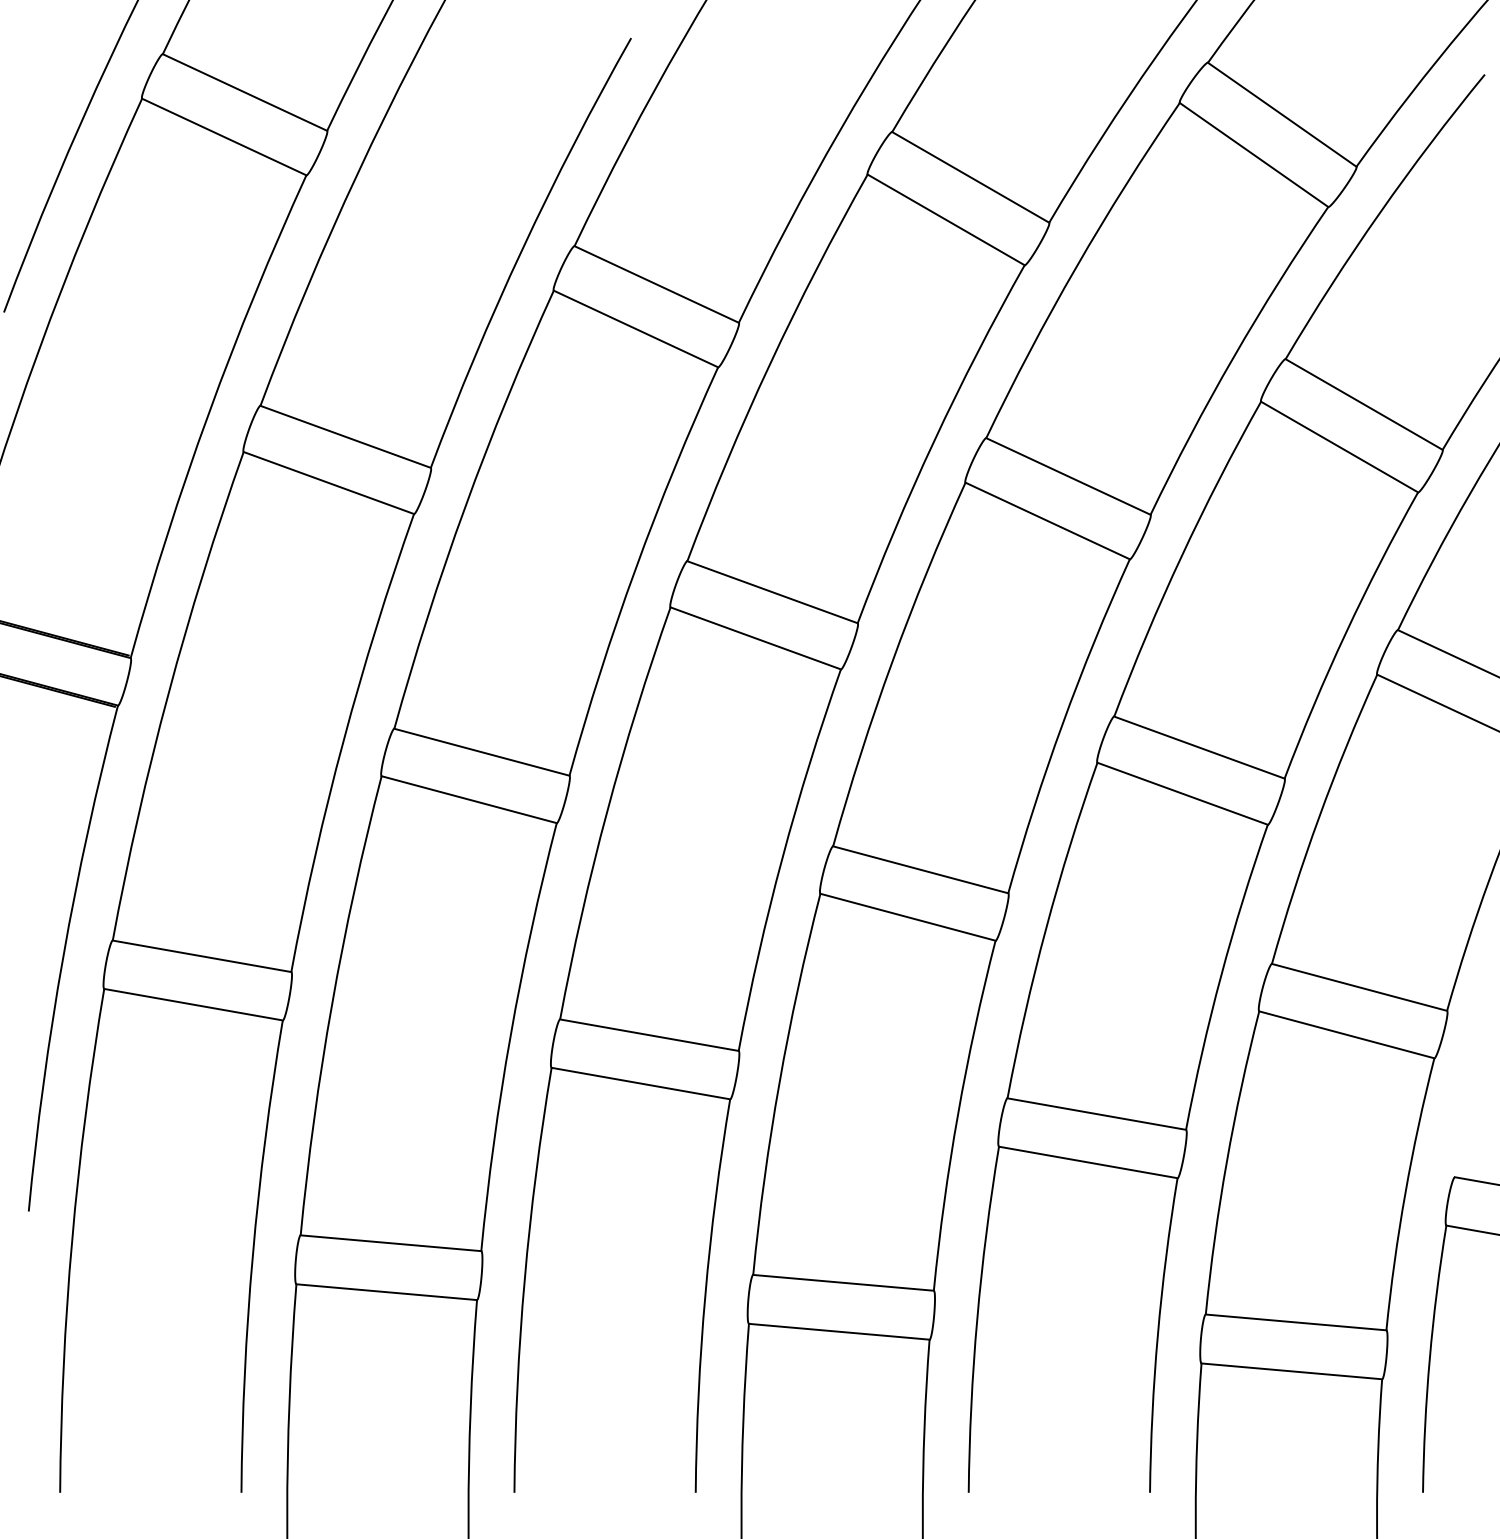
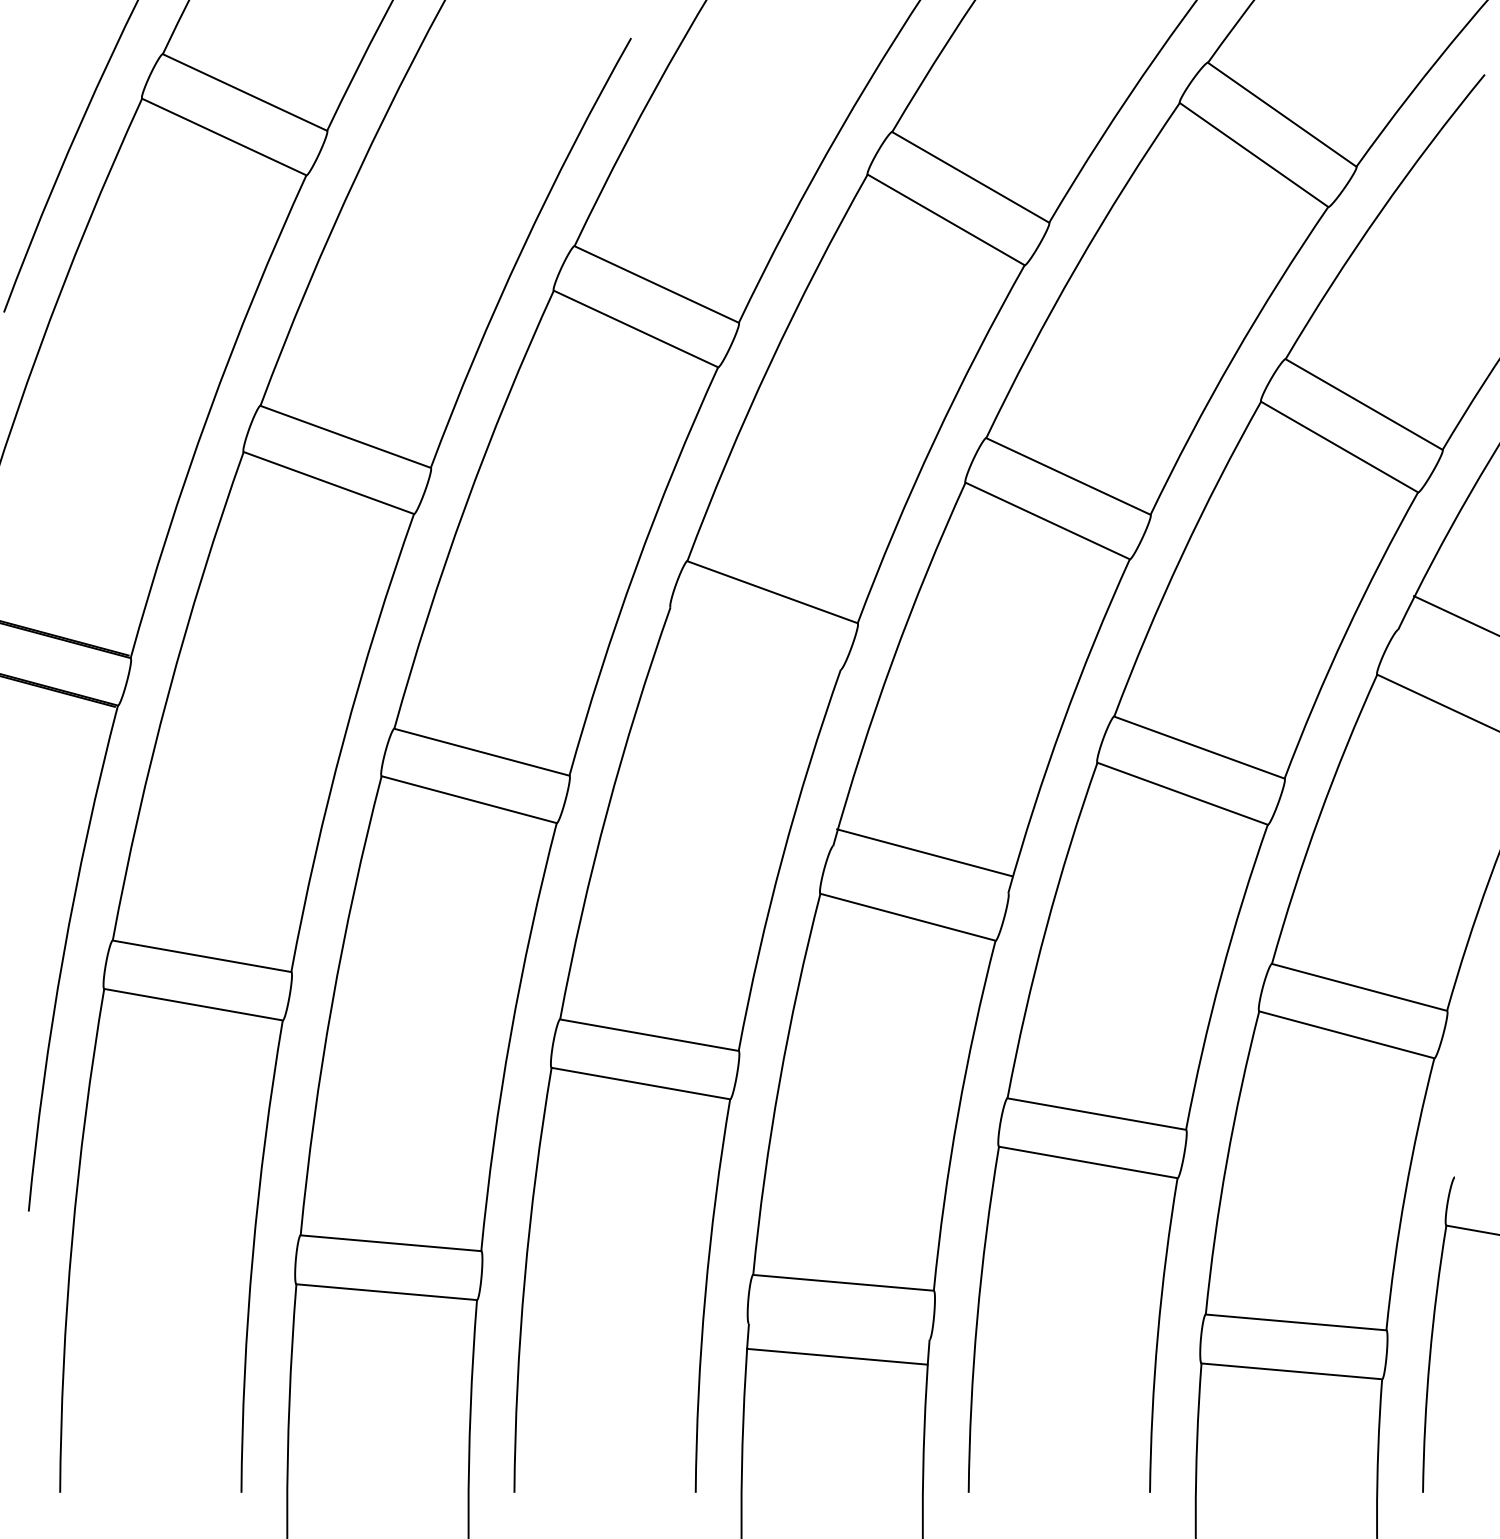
line: present -> none (755, 638)
line position: (1447, 653) -> (1455, 615) (1455, 615)
line position: (920, 869) -> (924, 852) (924, 852)
line: present -> none (1475, 1180)
line position: (838, 1331) -> (836, 1356) (836, 1356)
